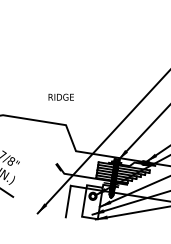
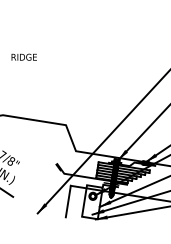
text position: (60, 96) -> (23, 56) (23, 56)
